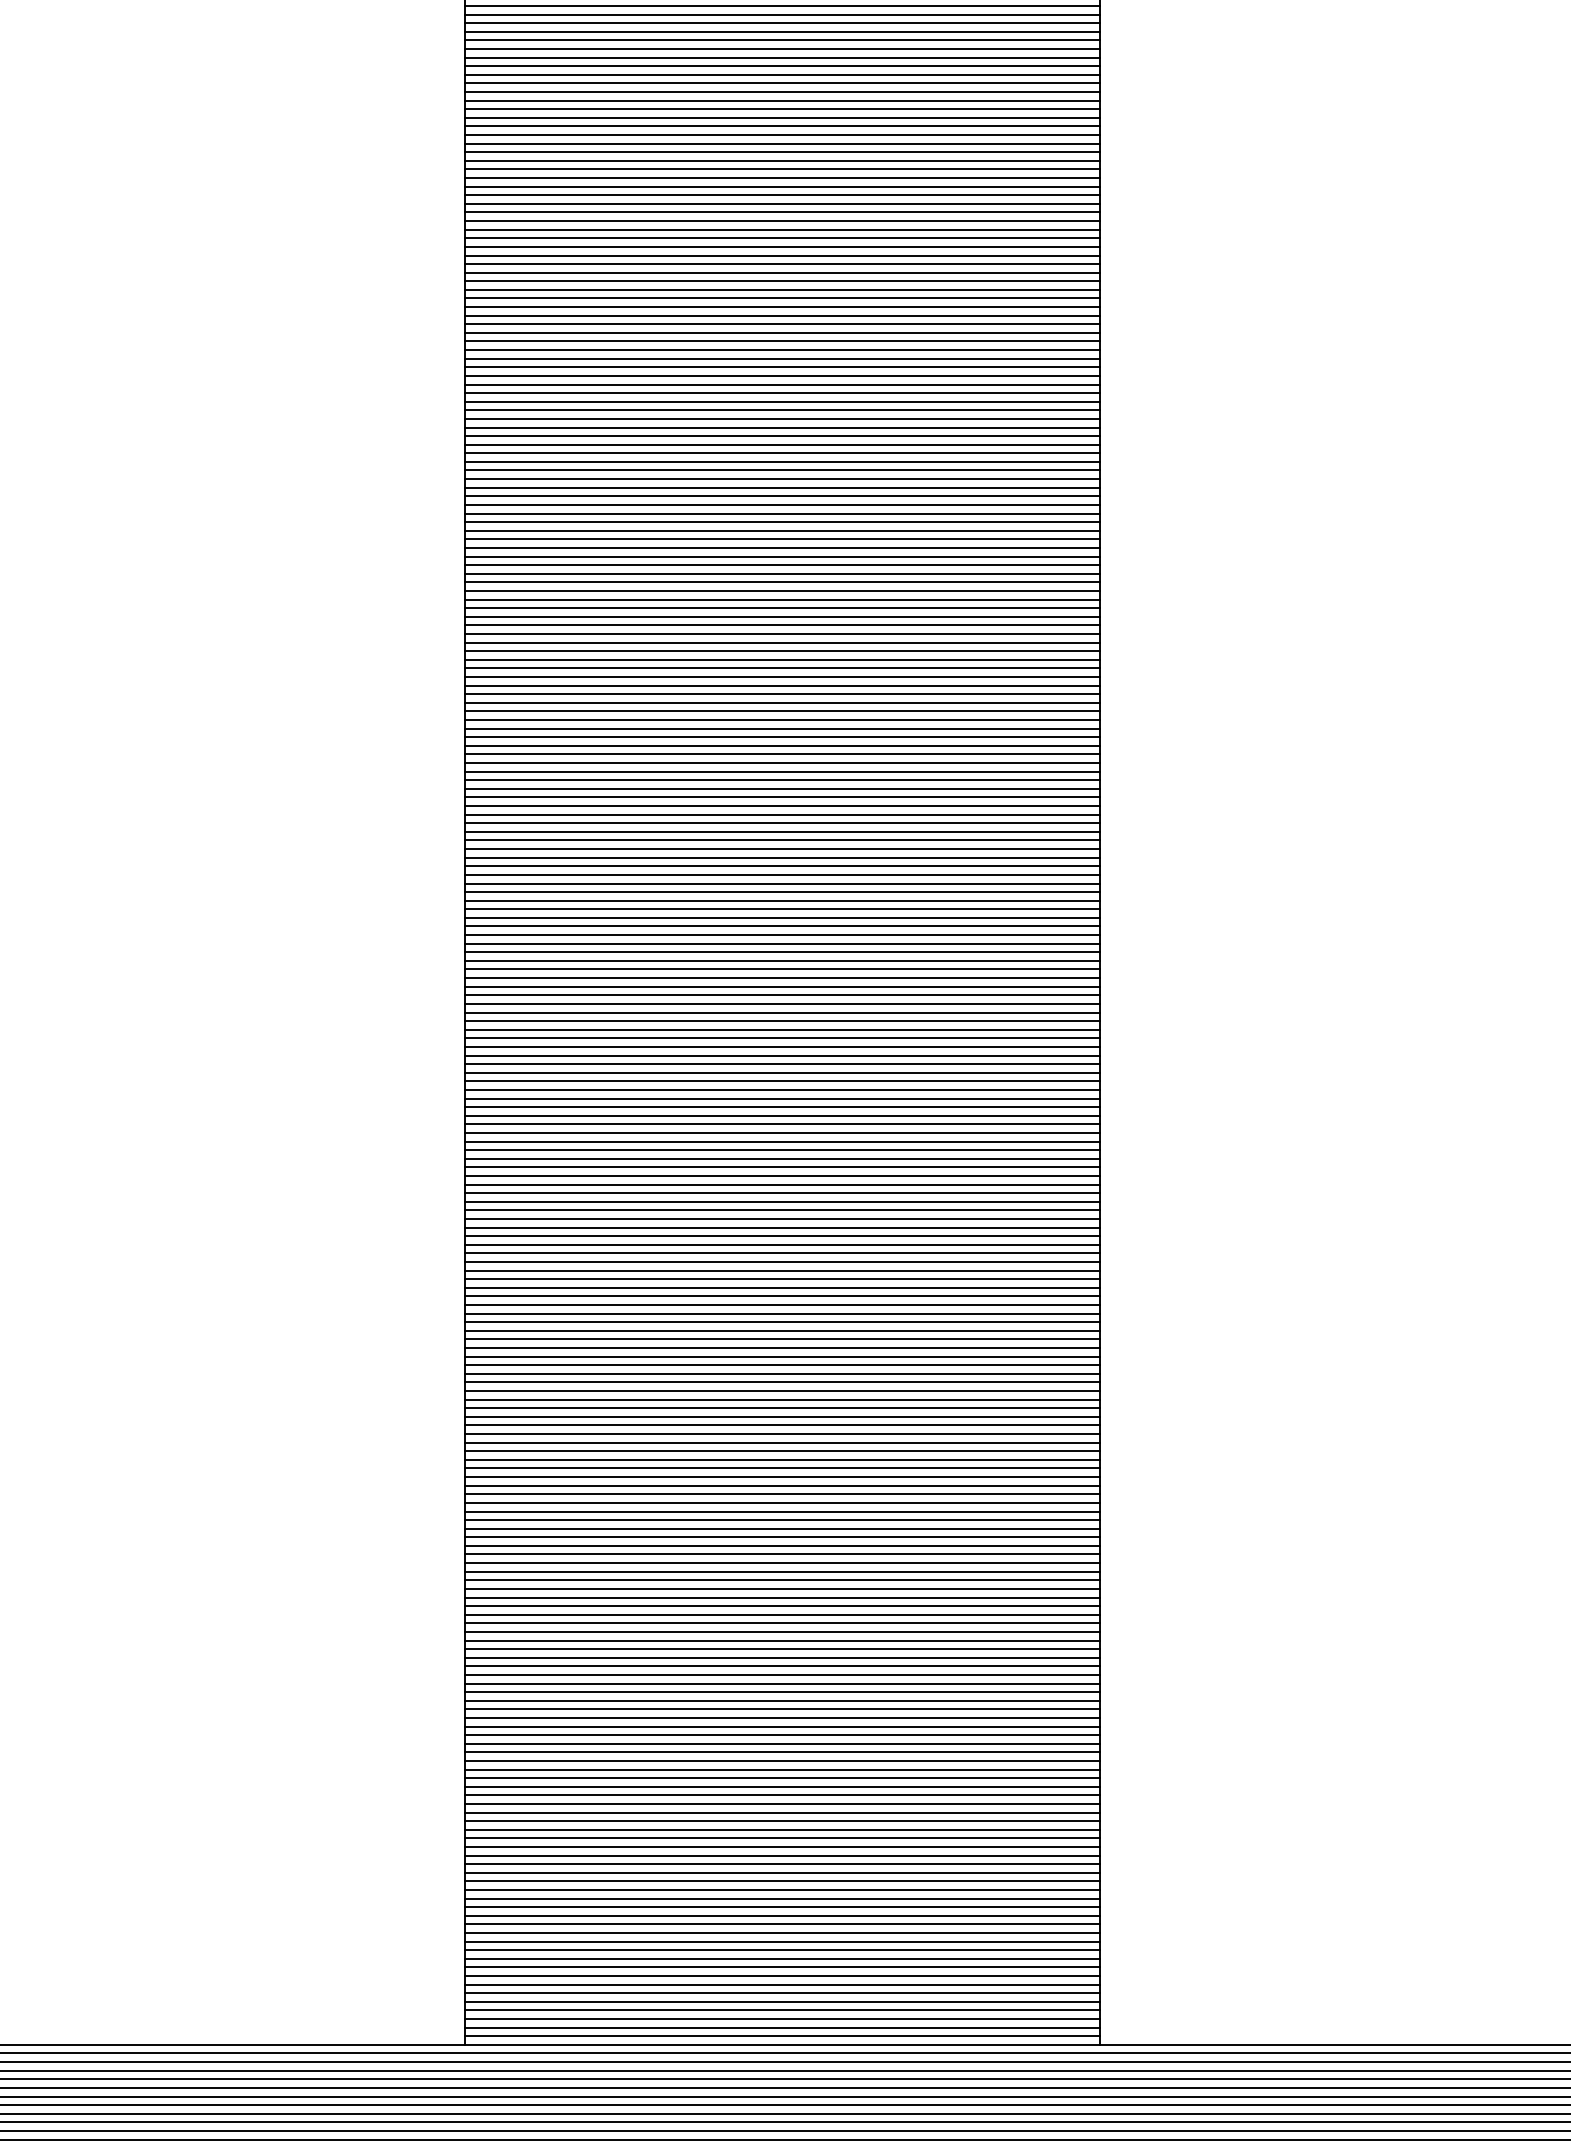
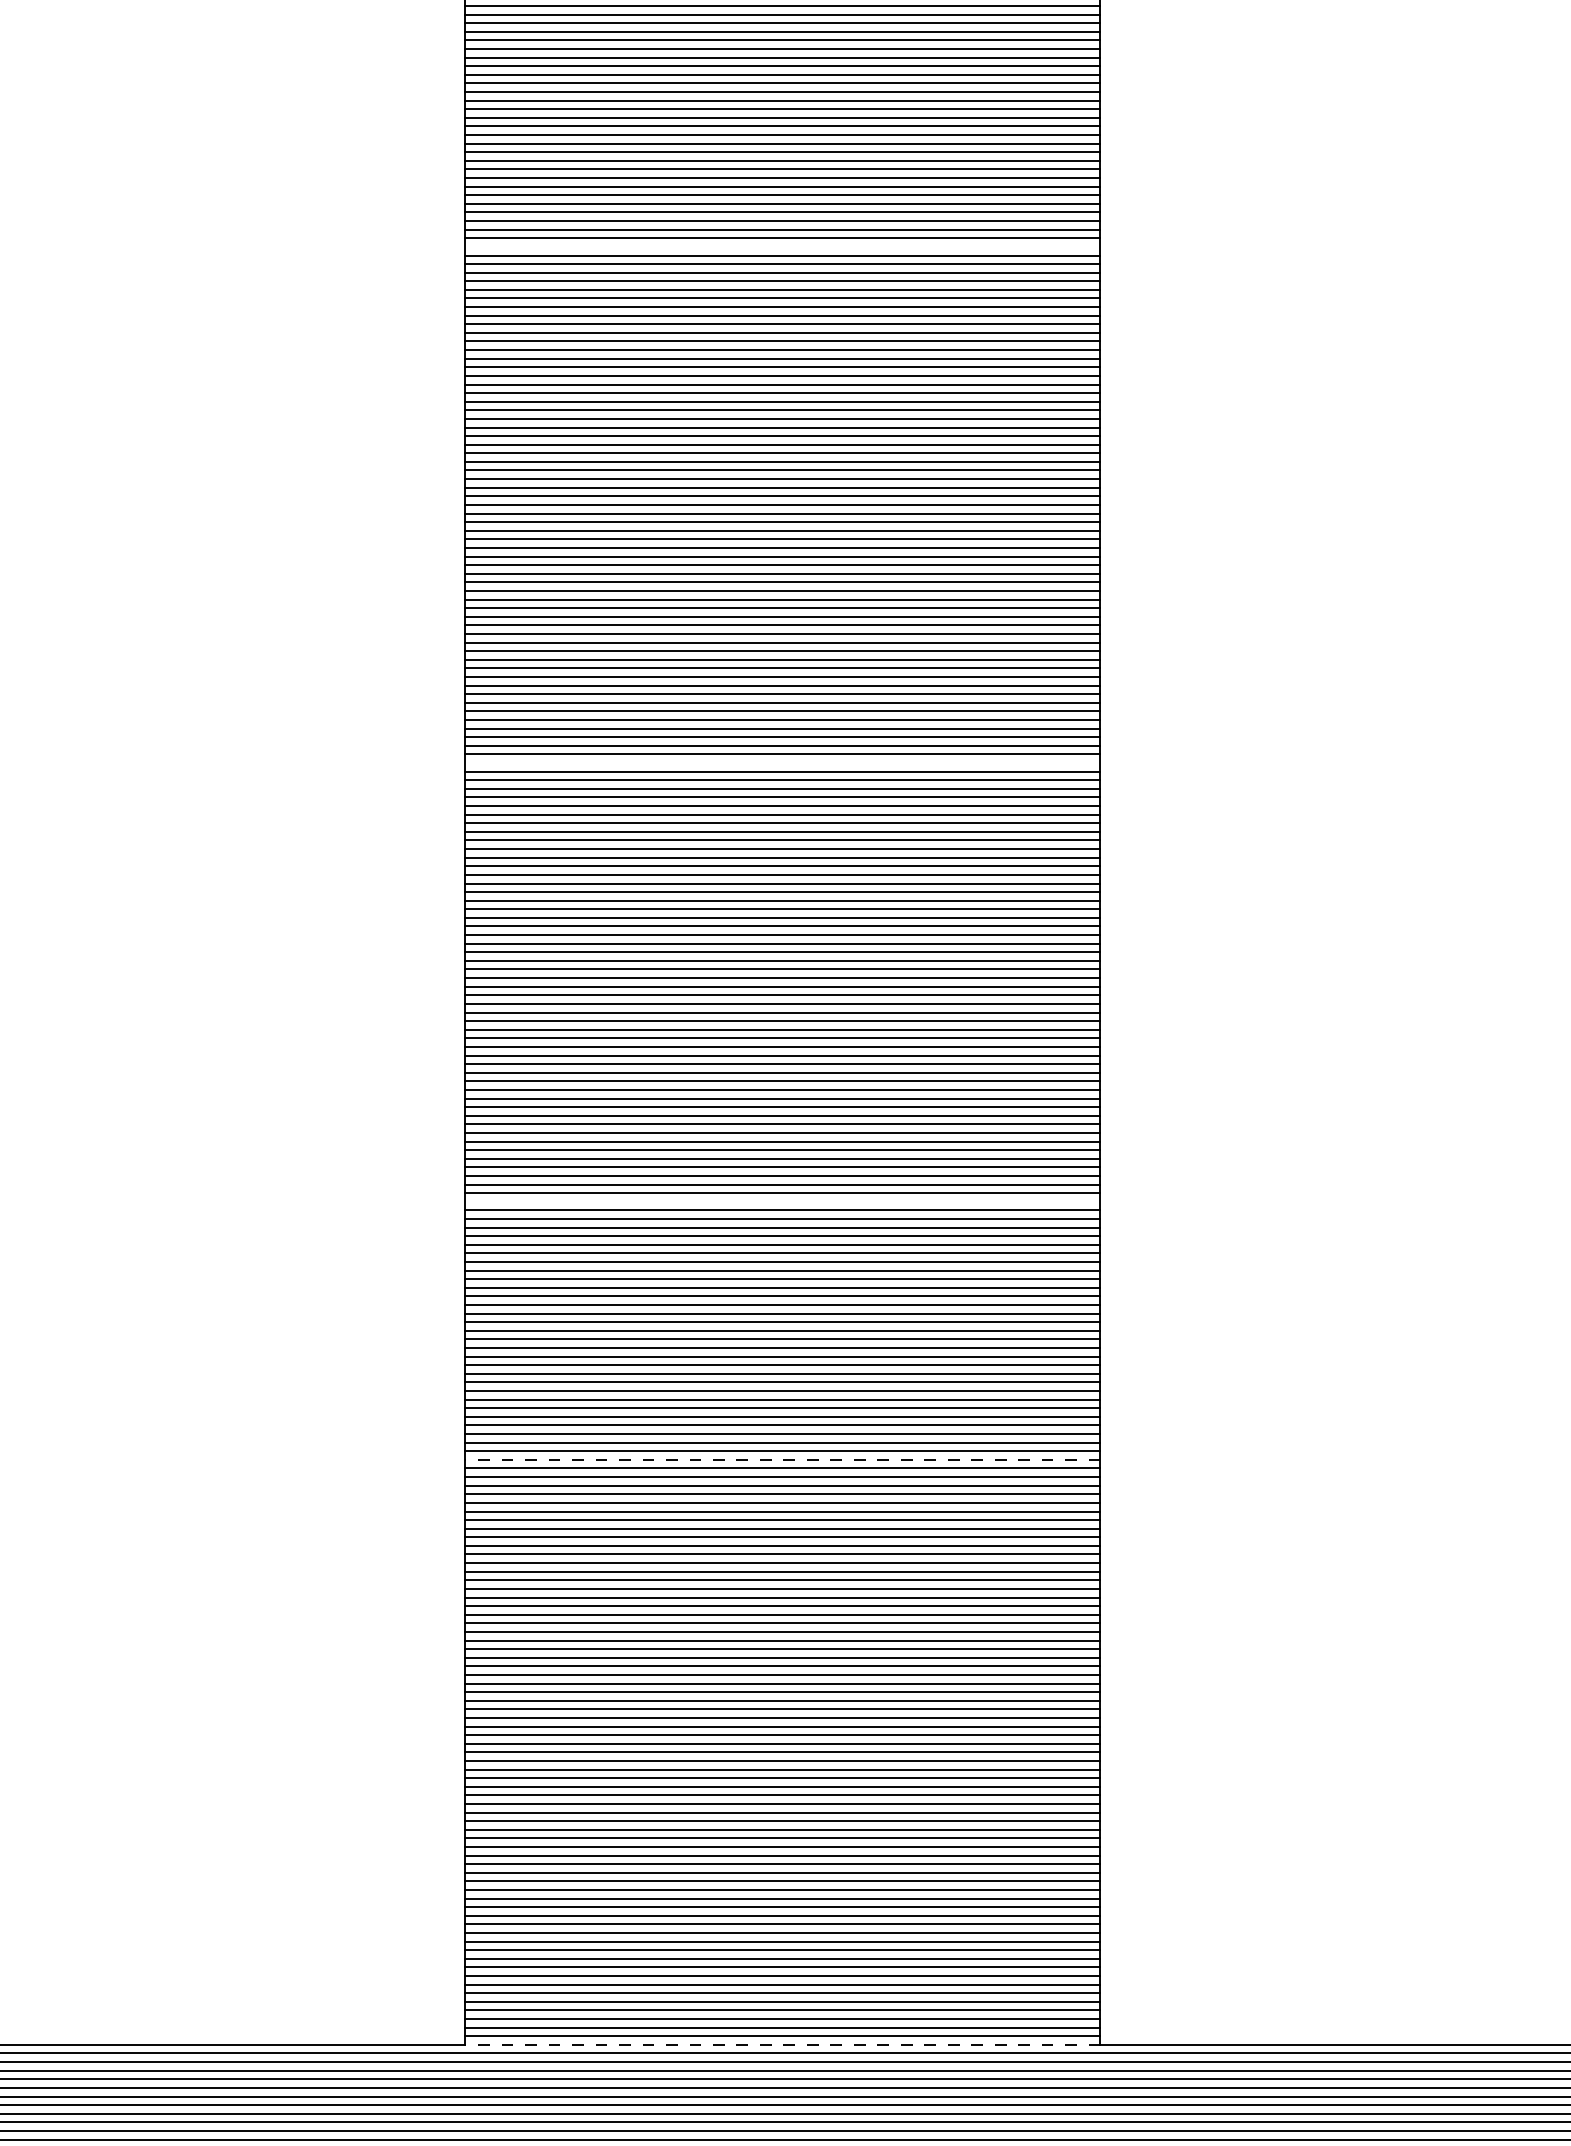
line: present -> none (782, 246)
line: present -> none (782, 763)
line: present -> none (782, 1201)
line: solid -> dashed (782, 1459)
line: solid -> dashed (782, 2044)
